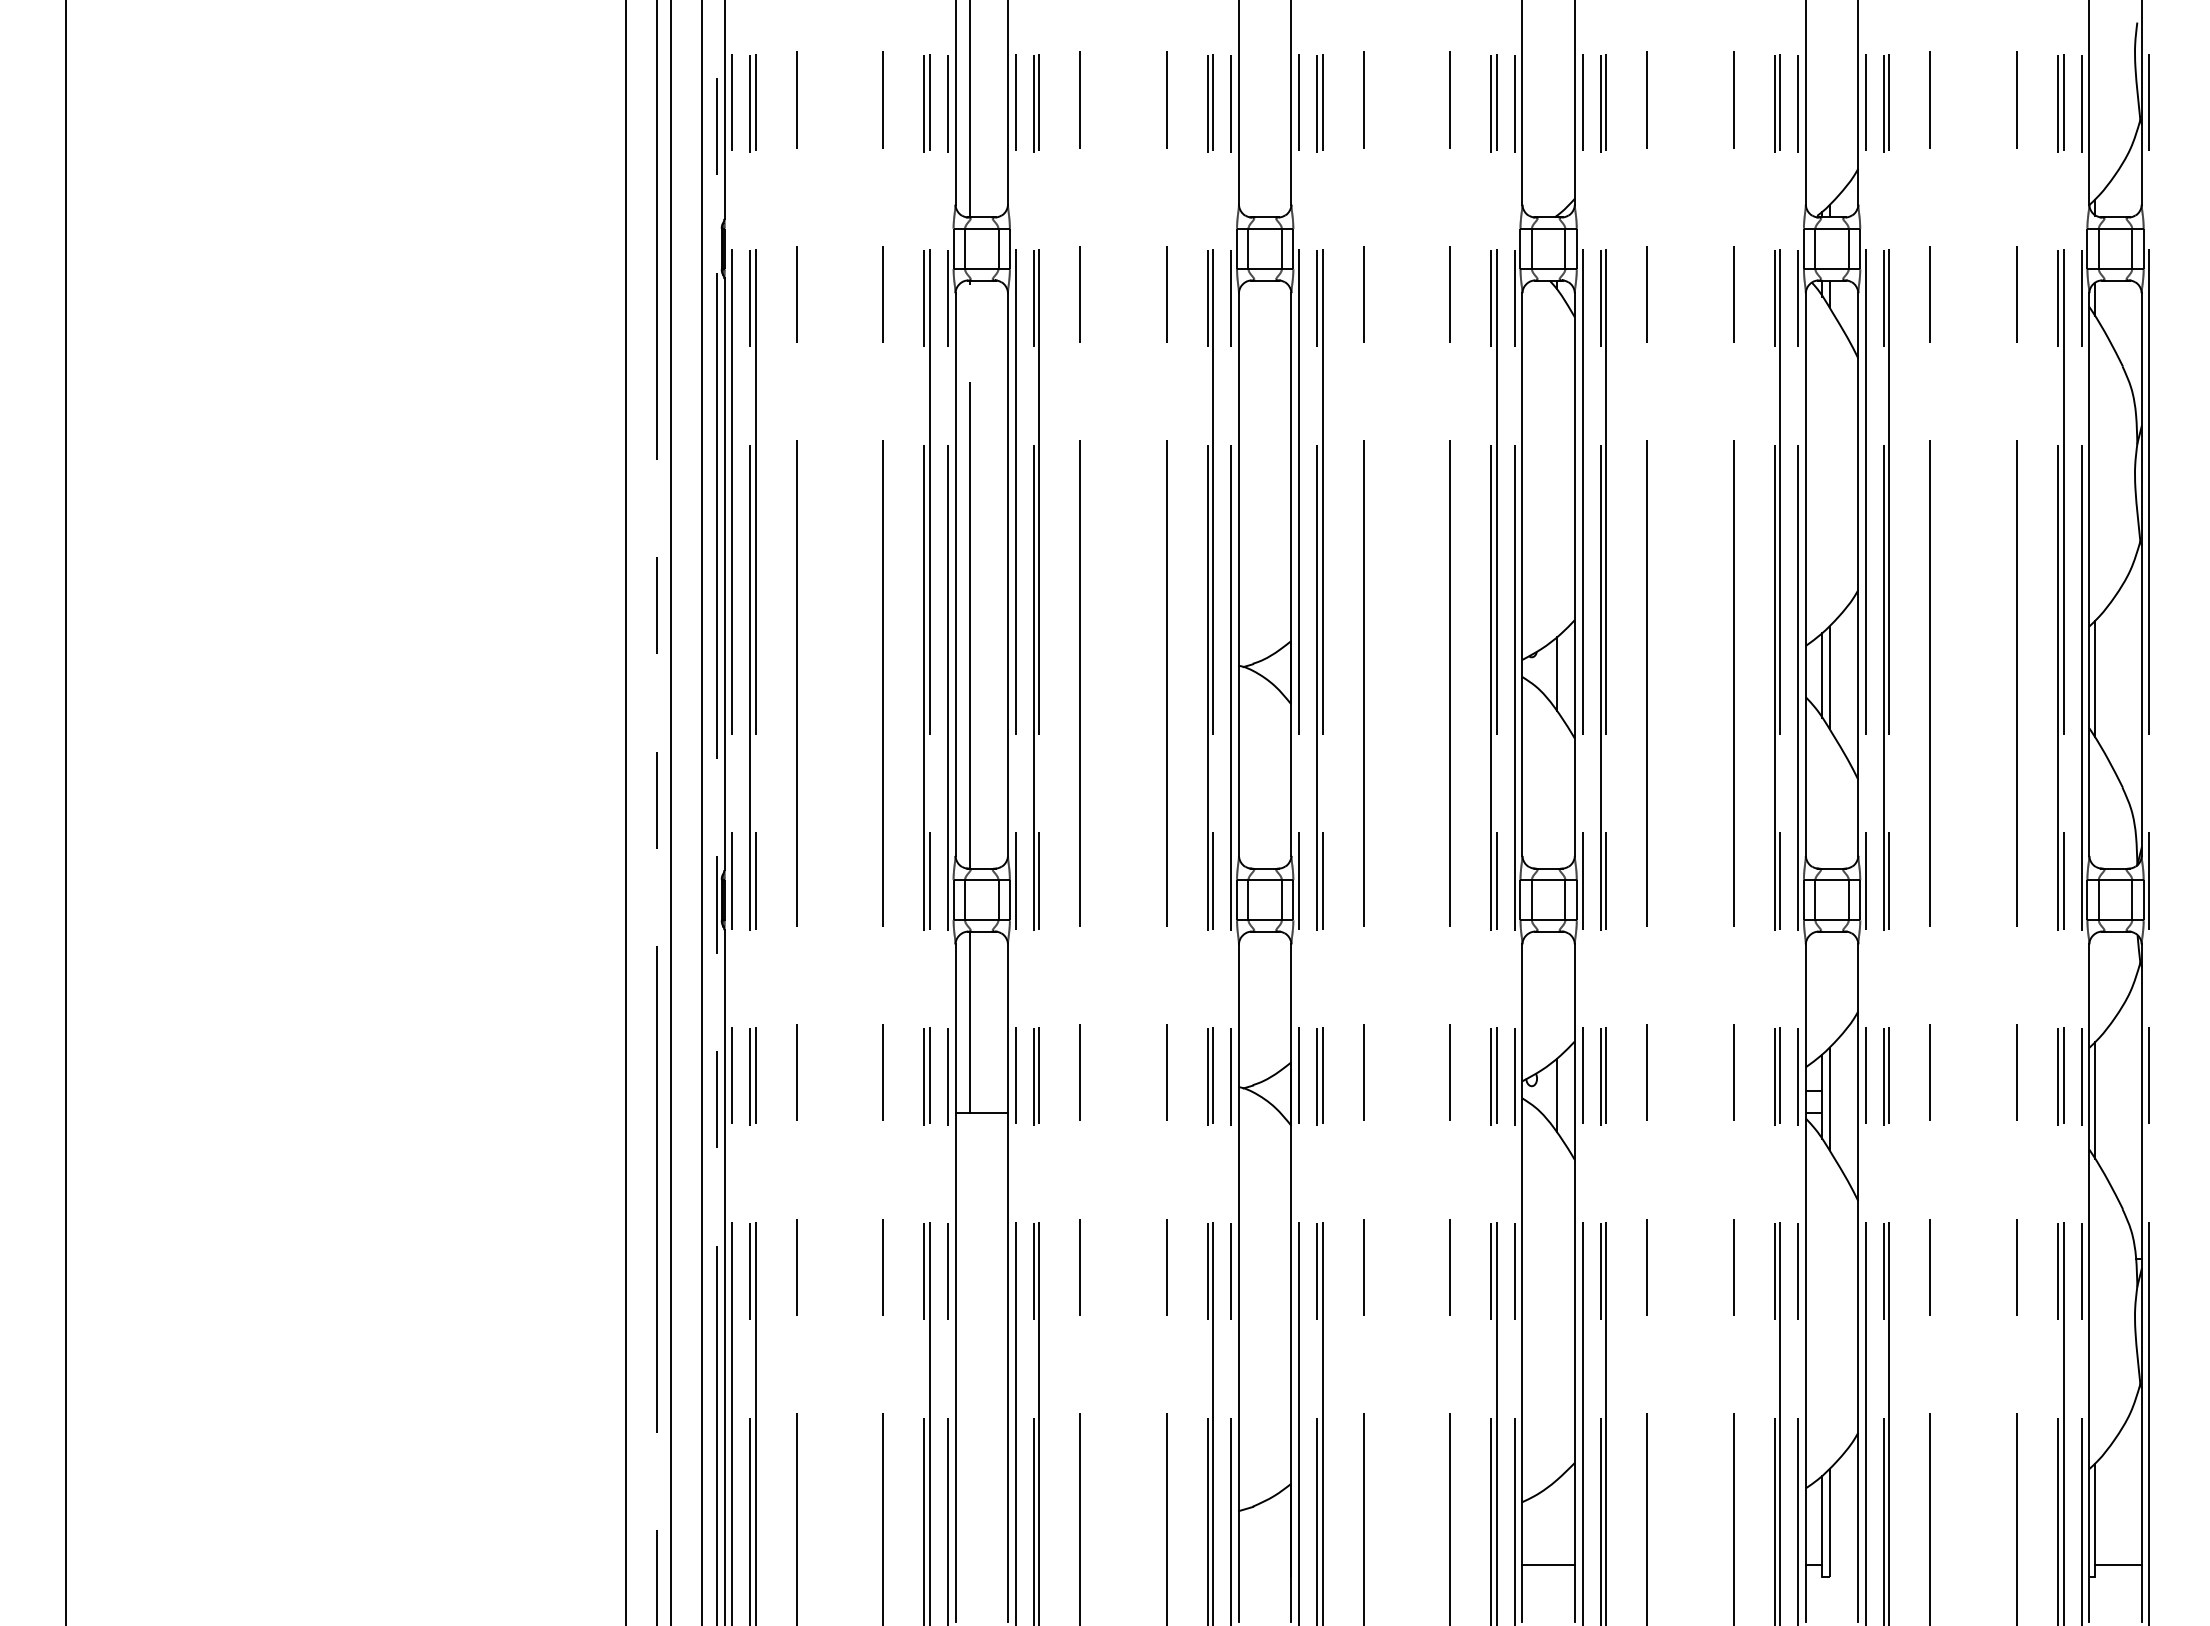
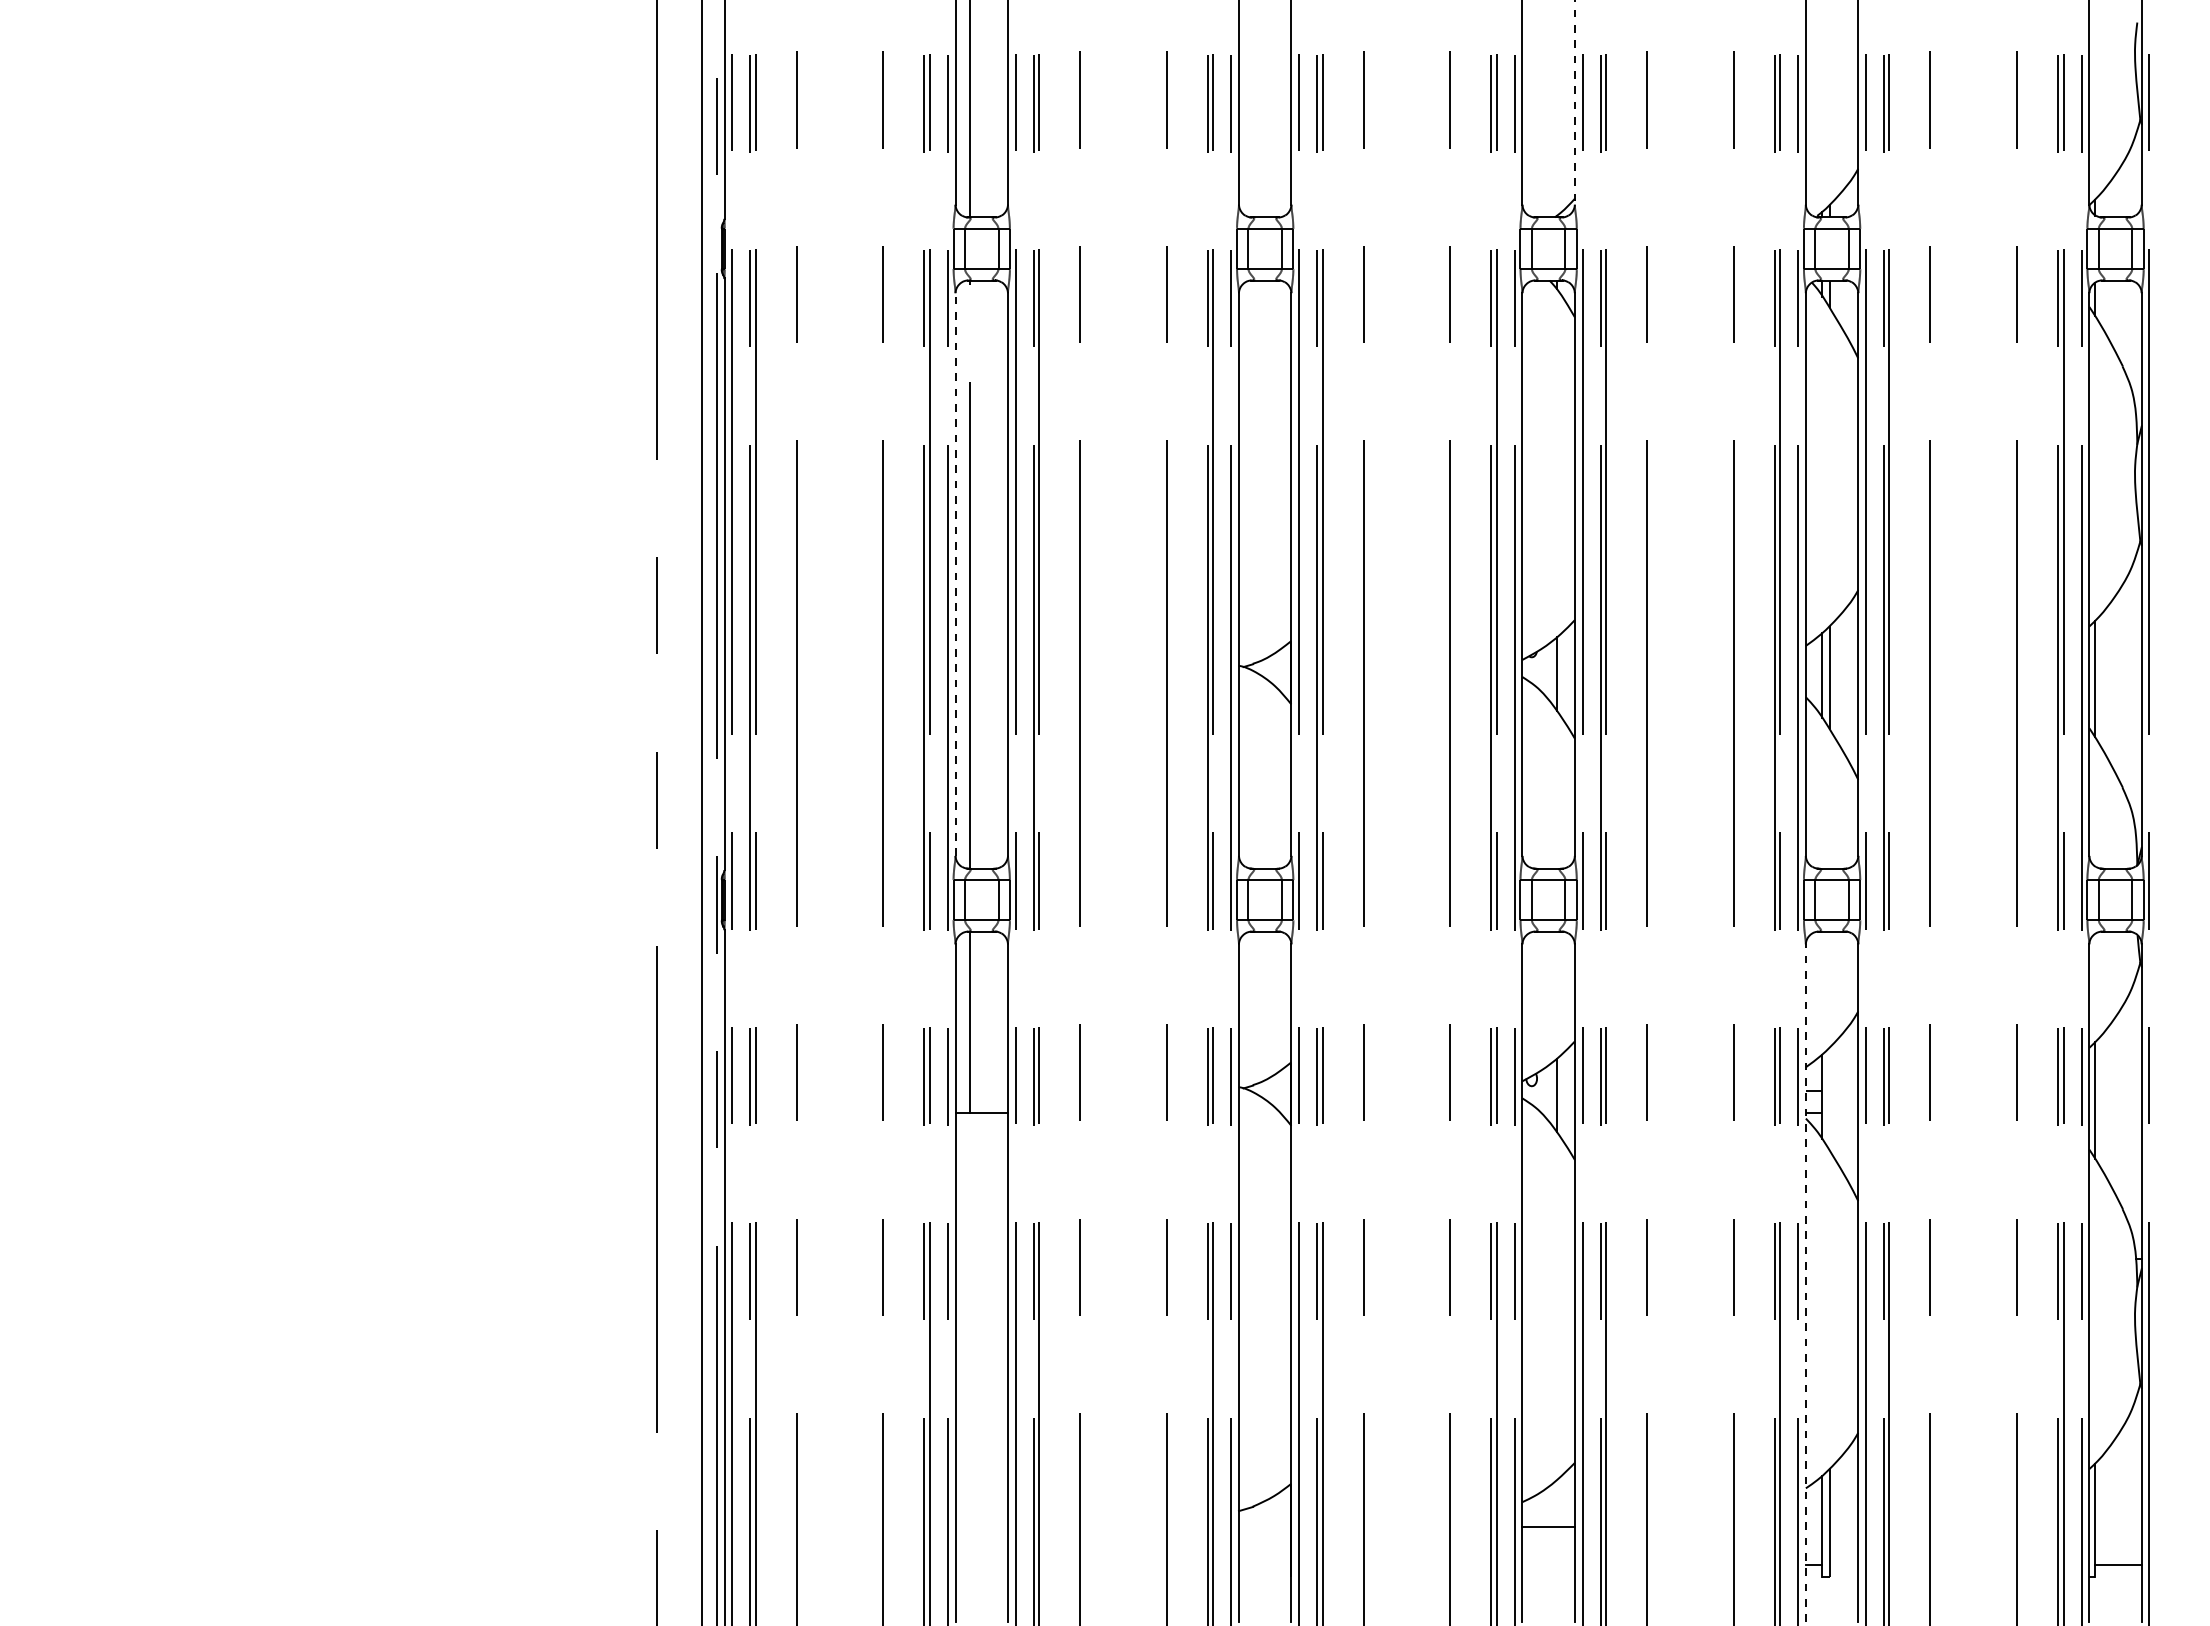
line: solid -> dashed (1574, 102)
line: solid -> dashed (955, 574)
line: present -> none (66, 812)
line: present -> none (625, 812)
line: present -> none (670, 812)
line: present -> none (1829, 1098)
line: solid -> dashed (1805, 1283)
line position: (1548, 1565) -> (1548, 1527) (1548, 1527)
